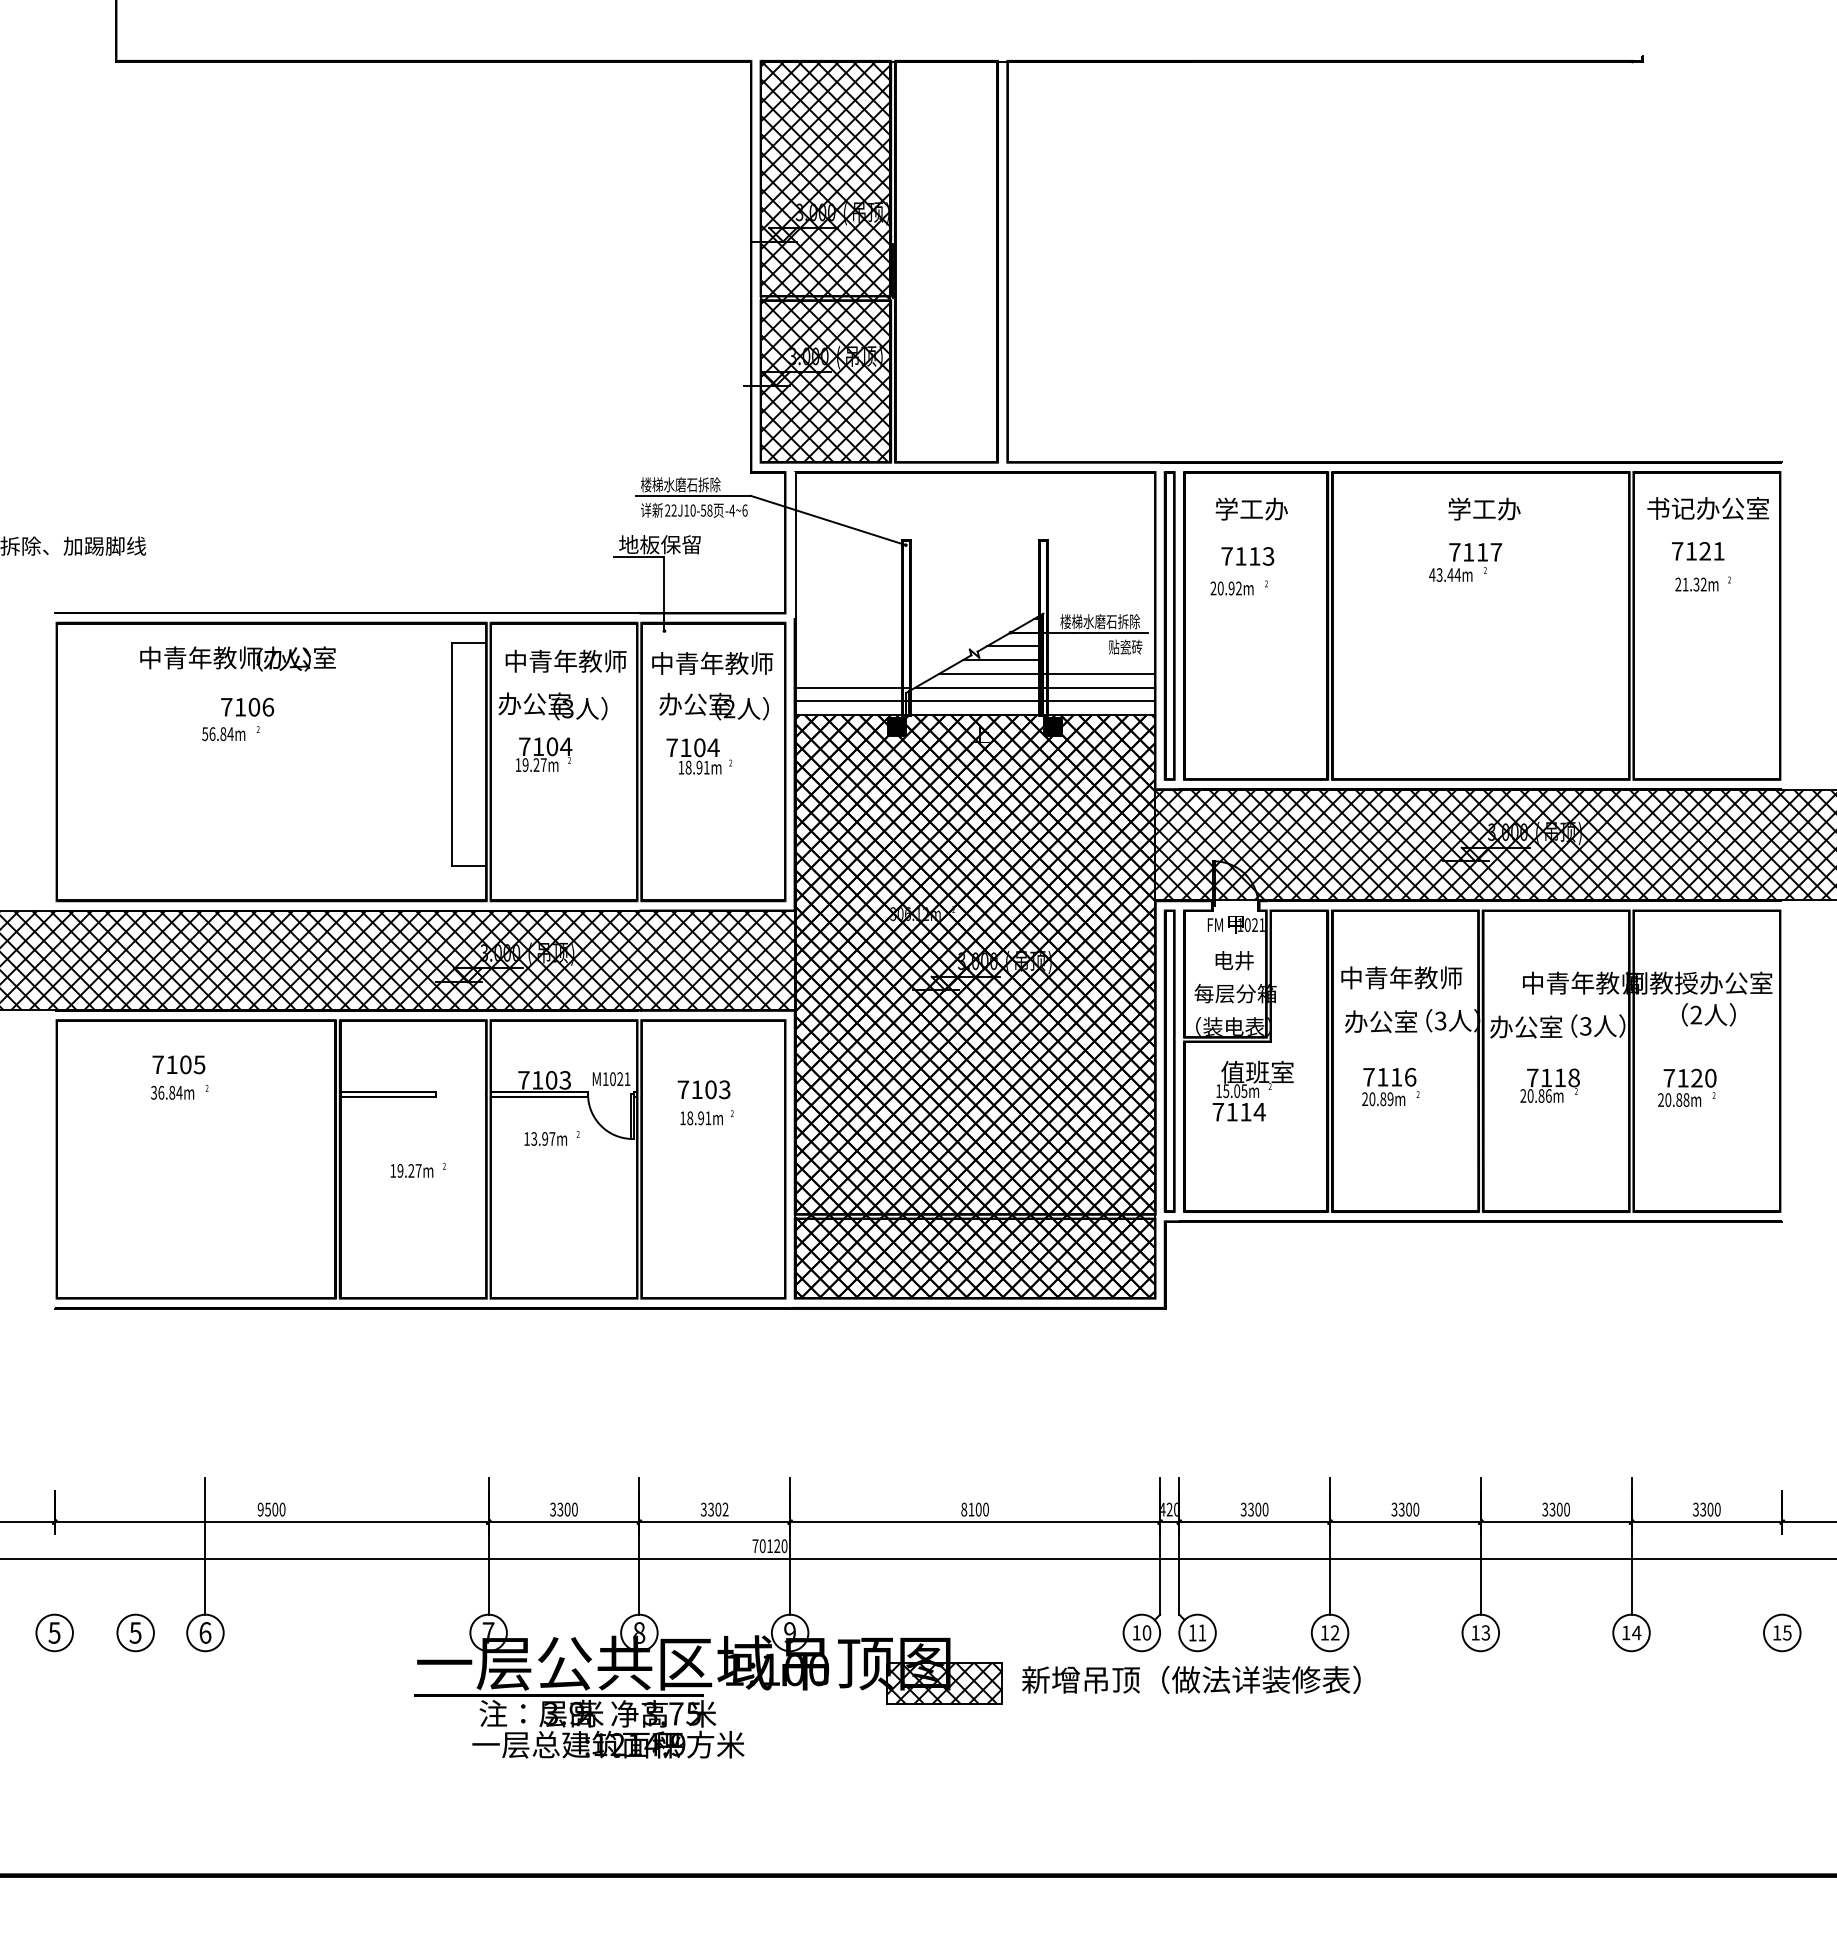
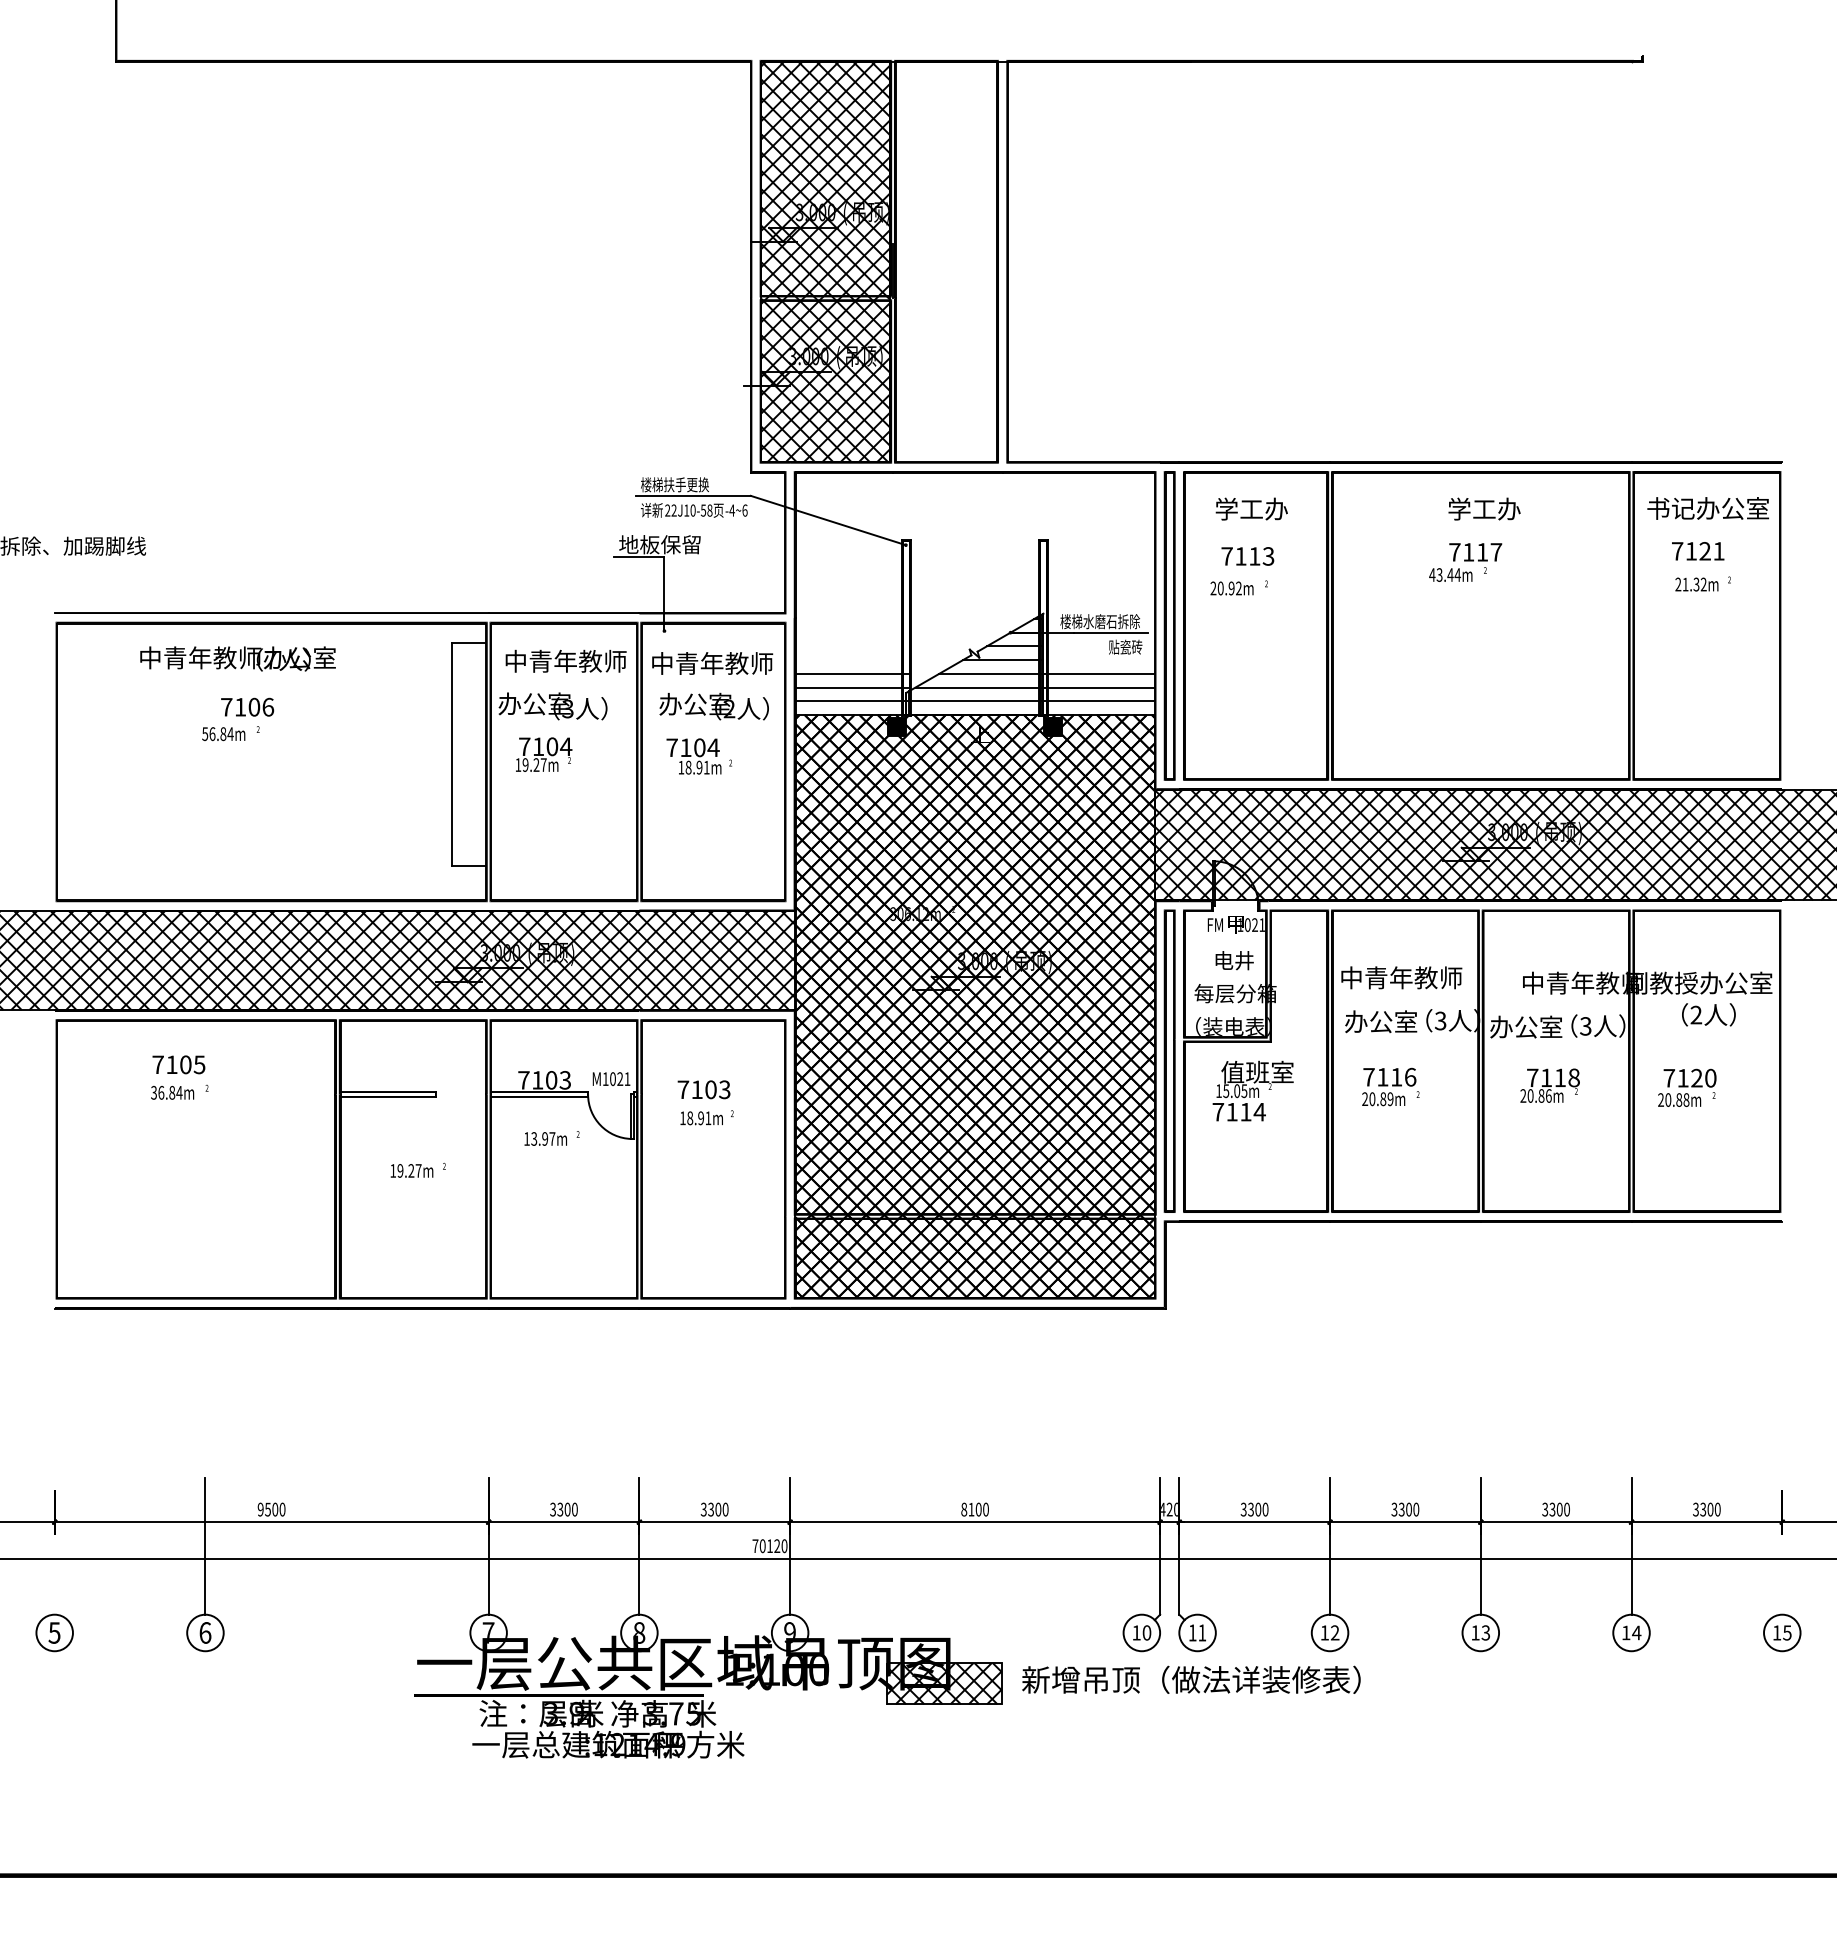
text: 楼梯水磨石拆除 -> 楼梯扶手更换 (692, 484)
fill: none -> present (794, 544)
line: none -> present (852, 673)
text: 3302 -> 3300 (725, 1509)
part: present -> none (135, 1632)
